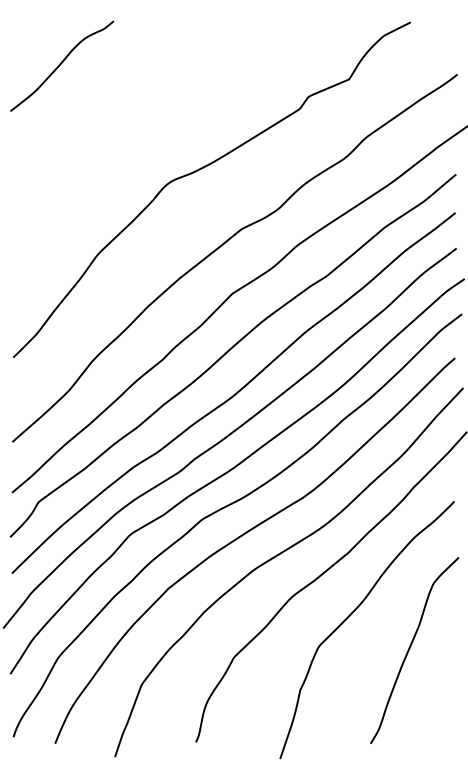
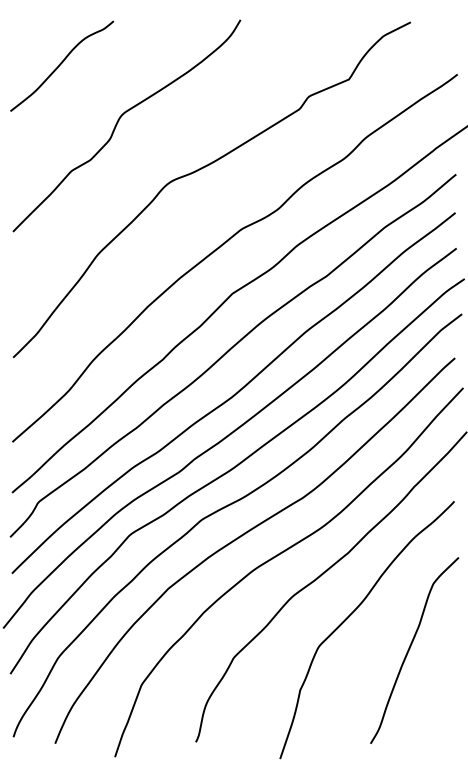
curve: none -> present (118, 122)
